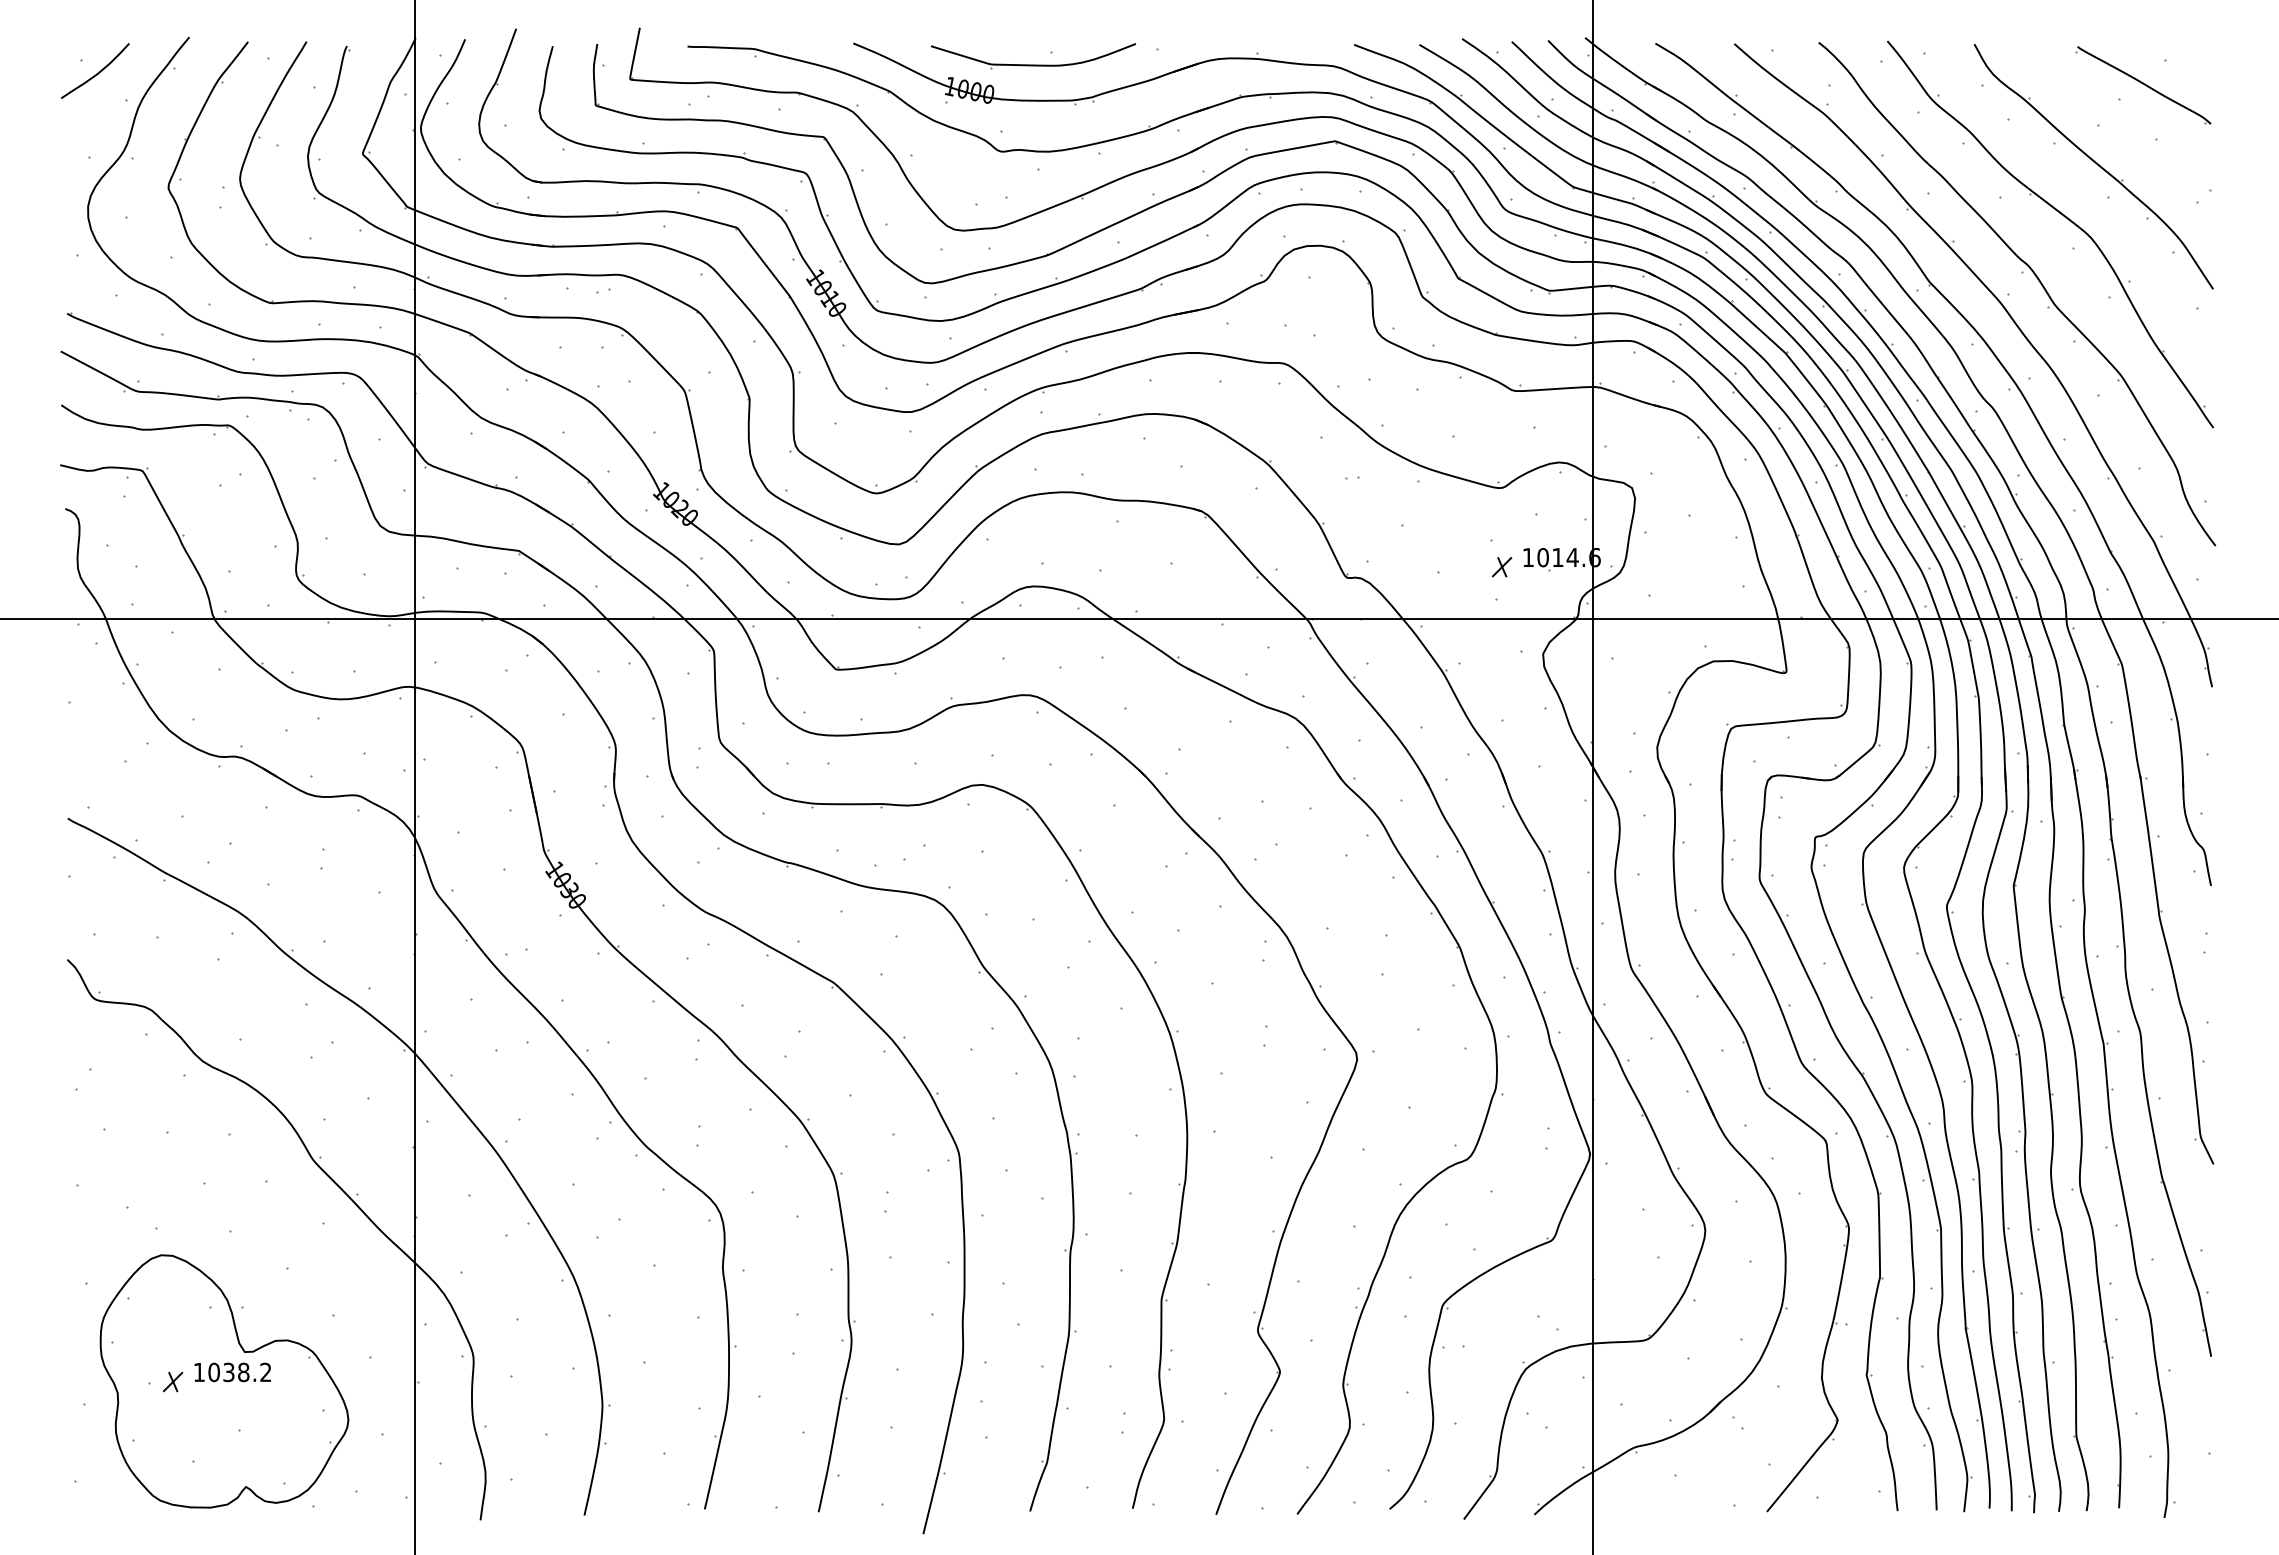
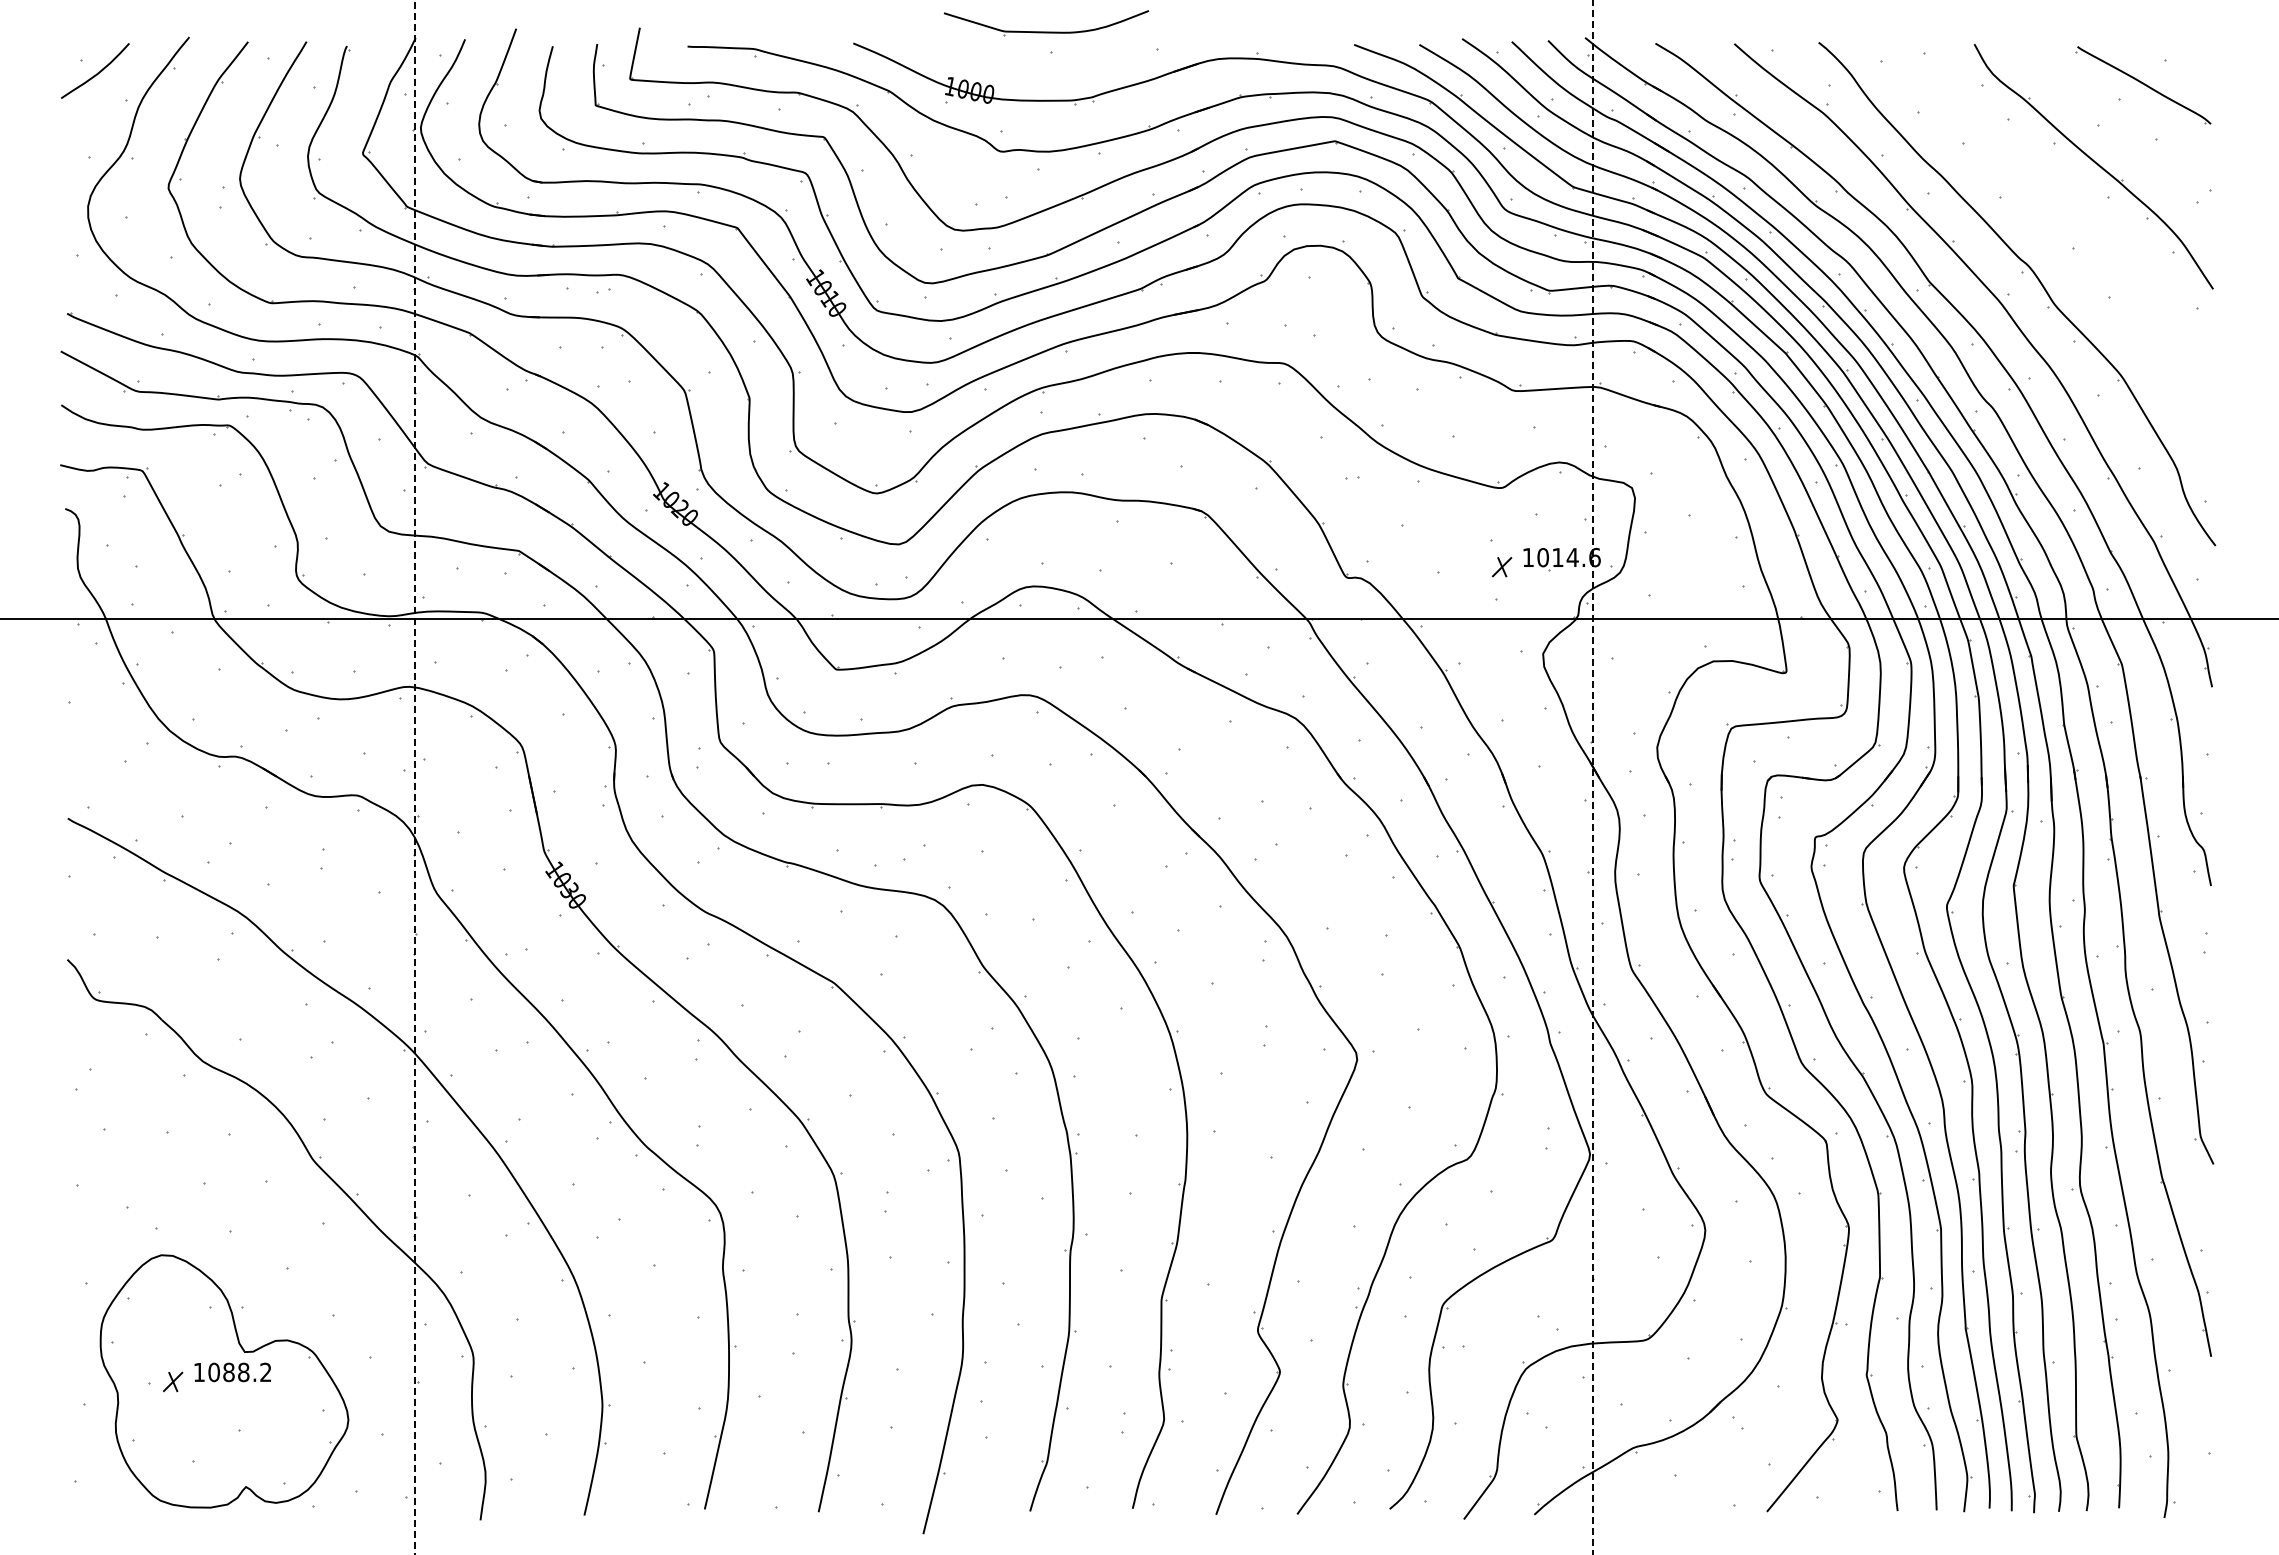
part position: (1033, 64) -> (1046, 31) (1046, 31)
part: present -> none (2064, 217)
line: solid -> dashed (414, 777)
line: solid -> dashed (1592, 777)
text: 1038.2 -> 1088.2 (228, 1372)
